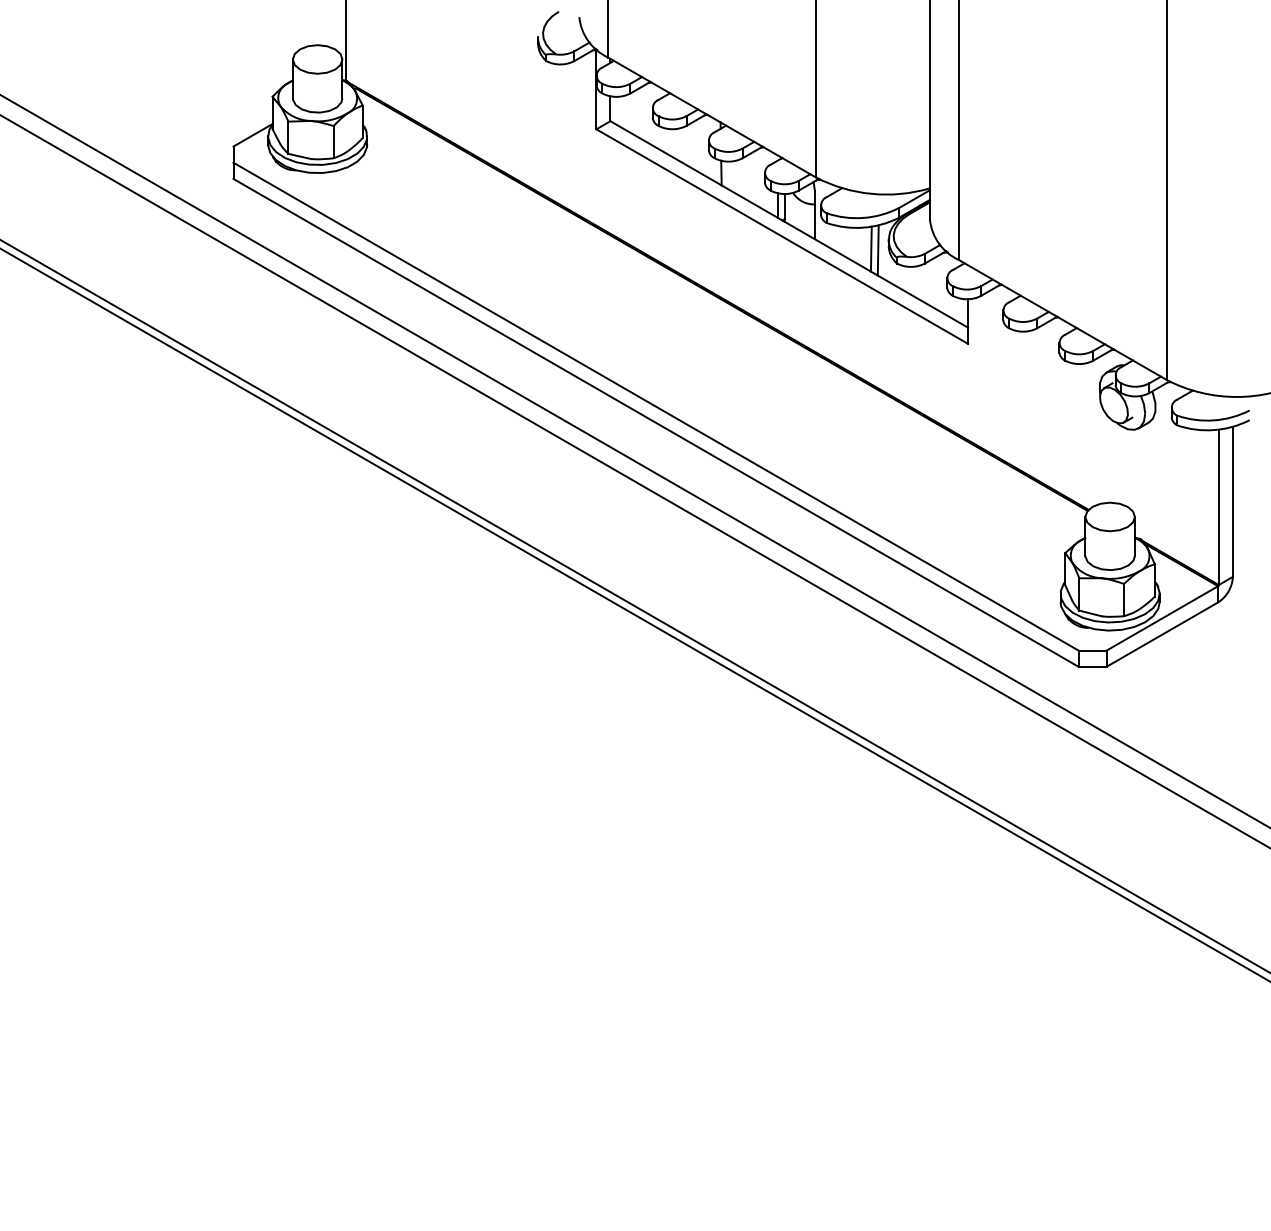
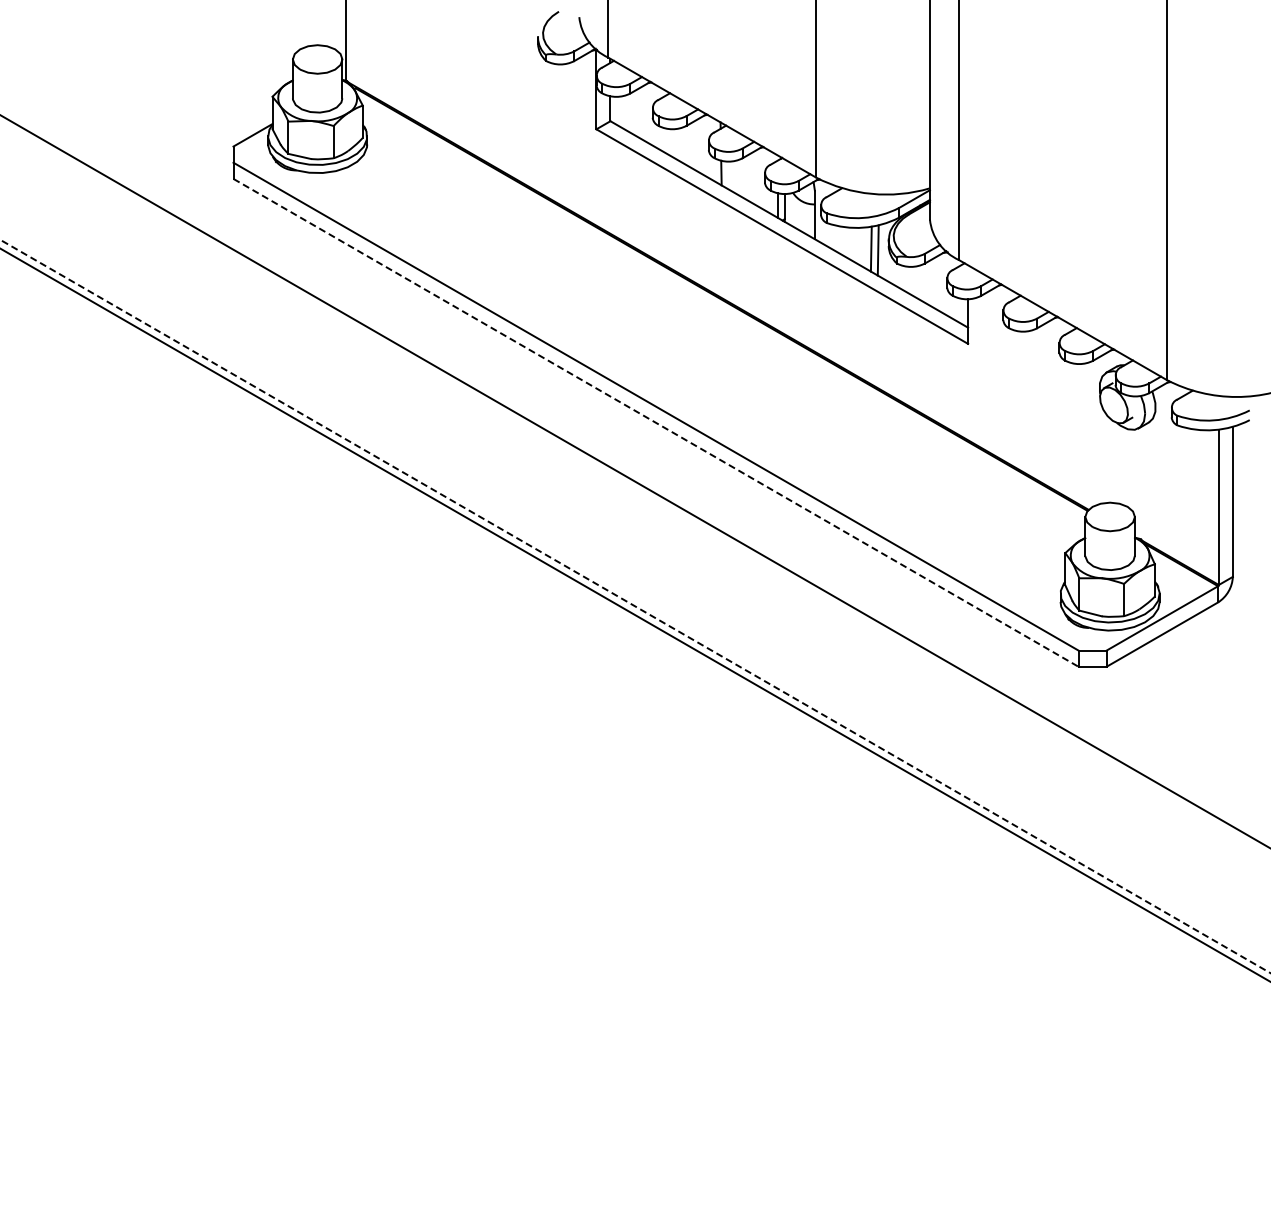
line: solid -> dashed (656, 422)
line: present -> none (634, 461)
line: solid -> dashed (635, 606)
